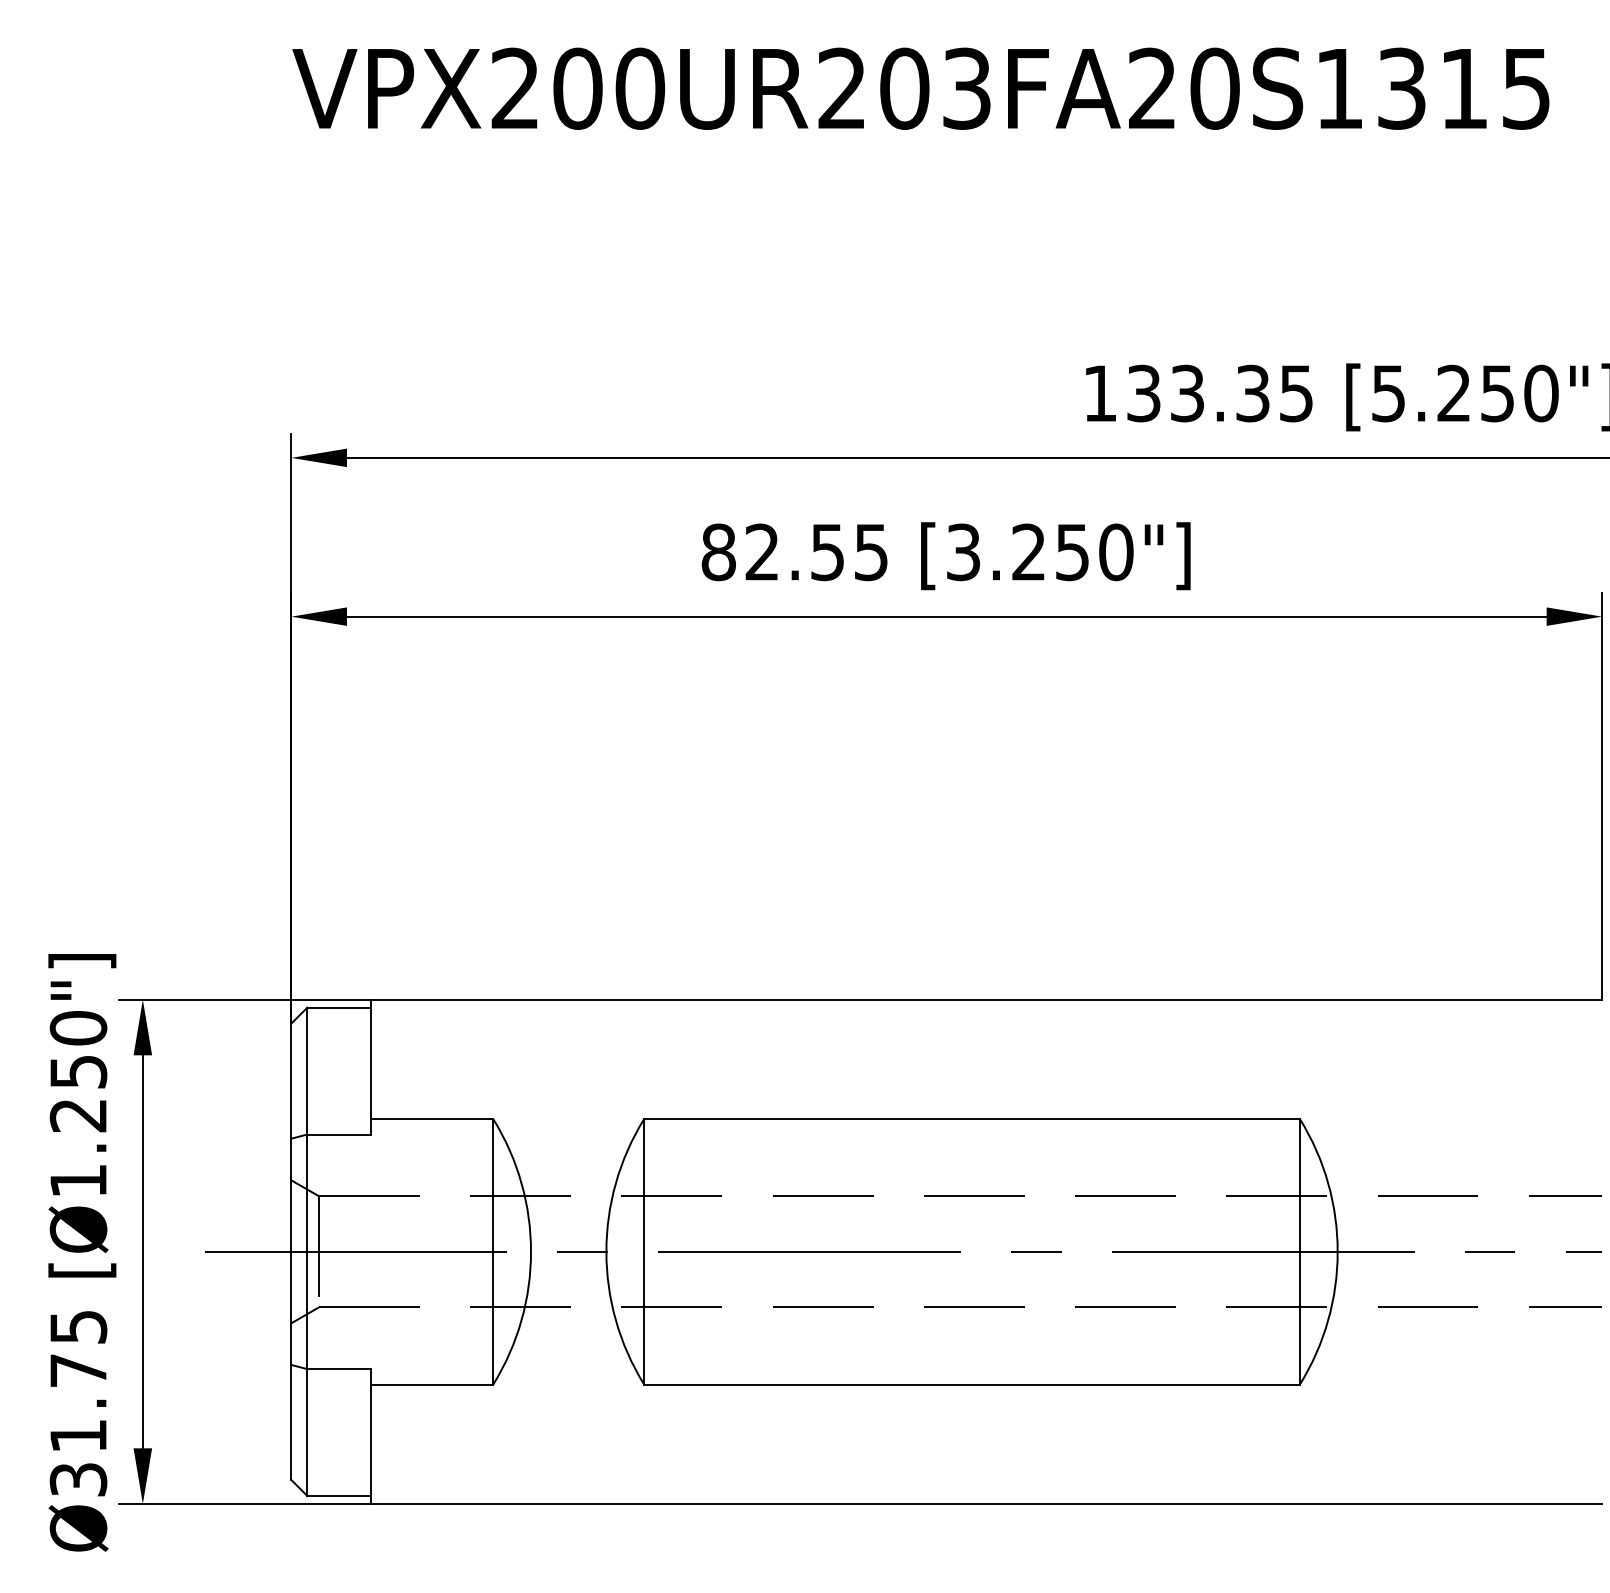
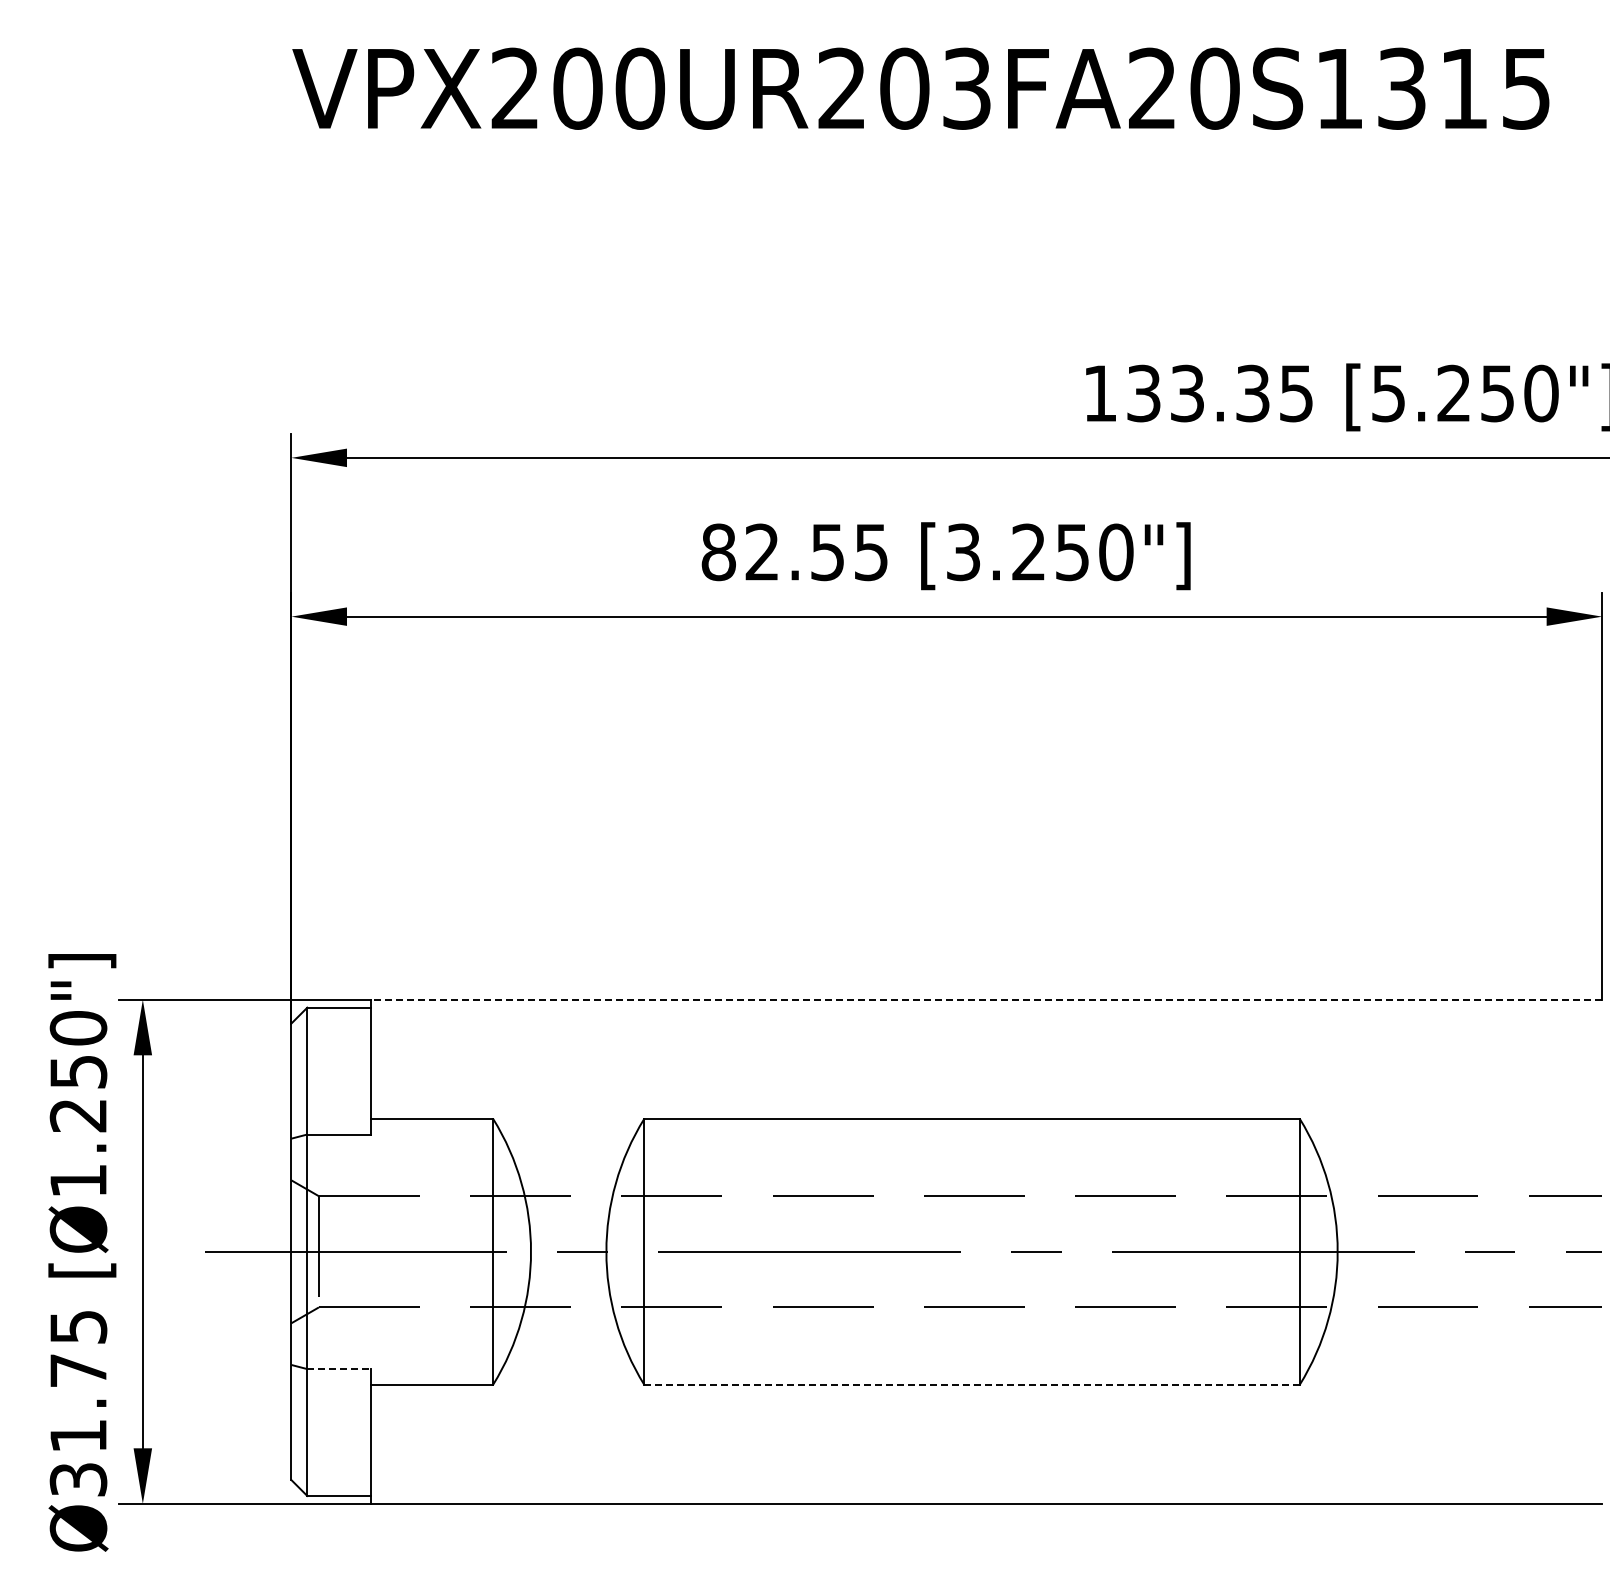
line: solid -> dashed (986, 999)
line: solid -> dashed (339, 1369)
line: solid -> dashed (972, 1384)
